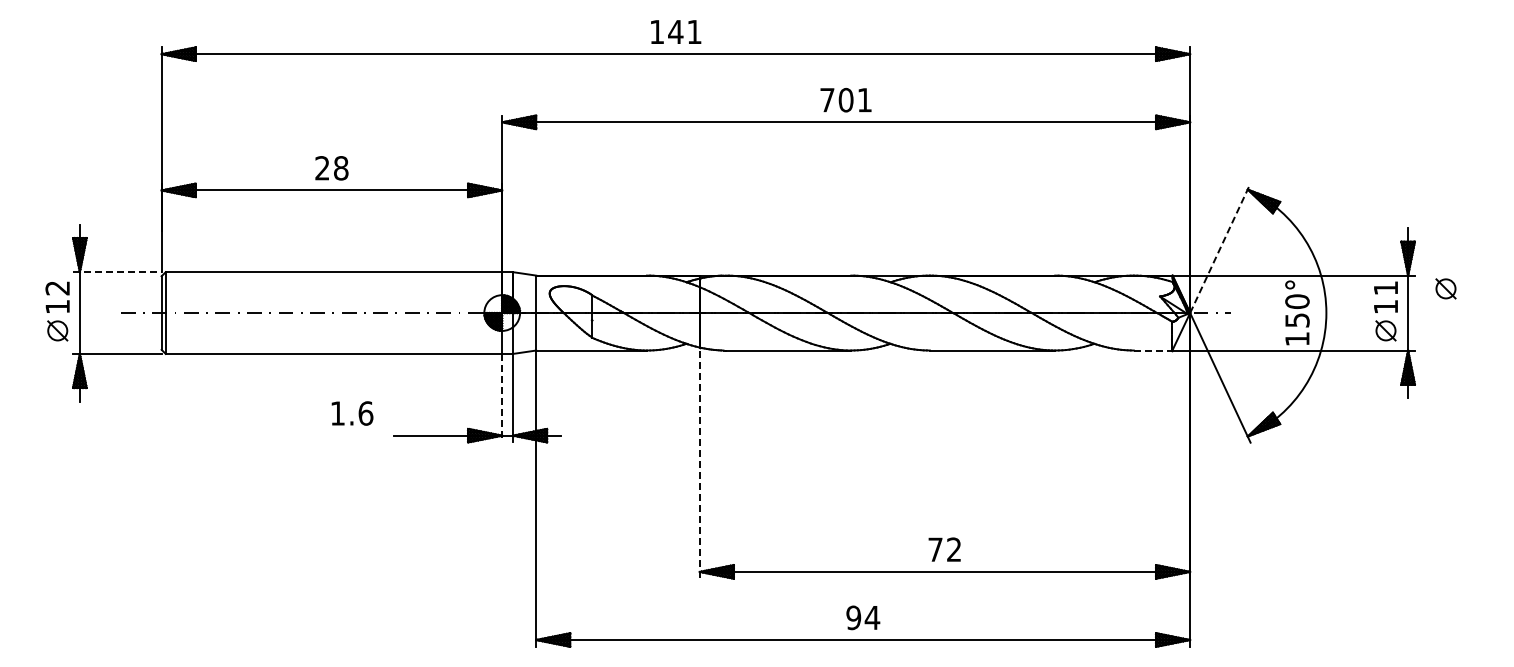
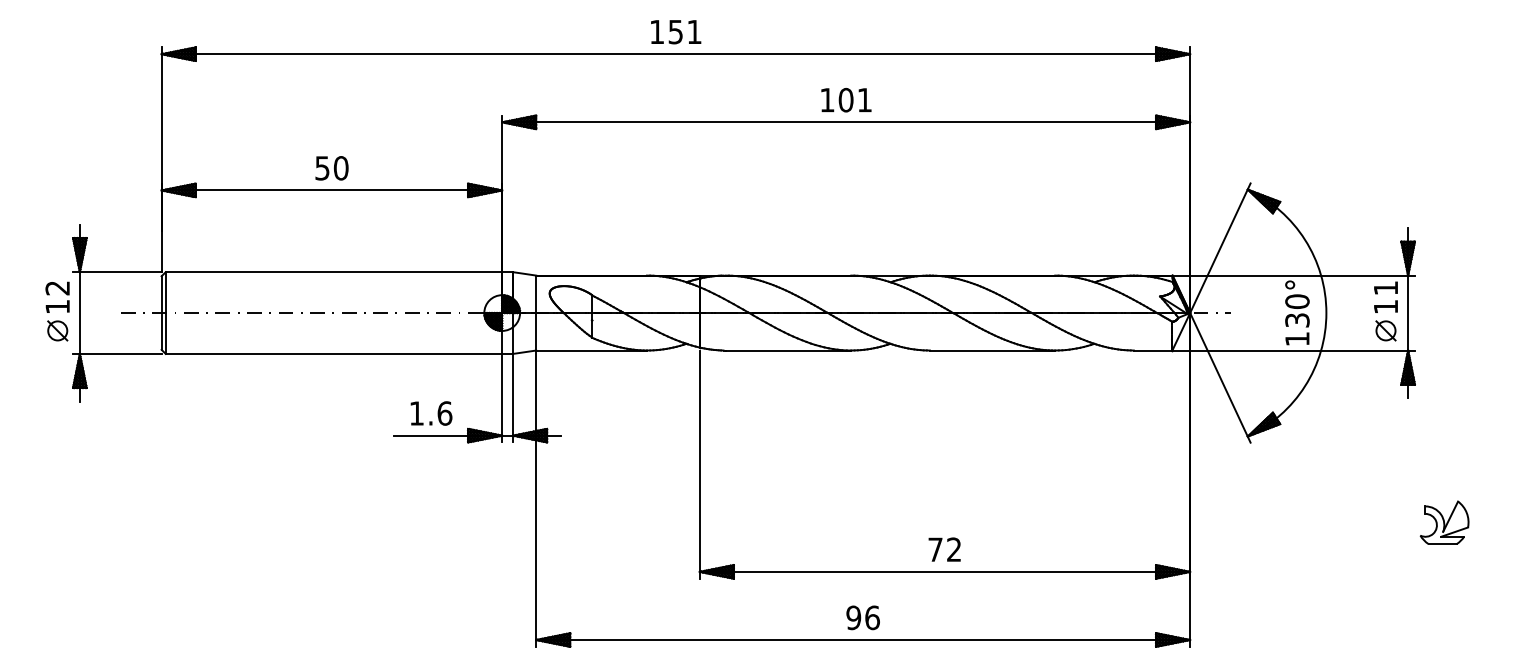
text: 141 -> 151 (675, 32)
text: 701 -> 101 (827, 100)
text: 28 -> 50 (331, 168)
line: dashed -> solid (1220, 248)
line: dashed -> solid (117, 272)
part: present -> none (1445, 288)
text: 150° -> 130° (1297, 319)
line: dashed -> solid (1153, 350)
line: dashed -> solid (502, 398)
text position: (352, 413) -> (431, 413) (431, 413)
line: dashed -> solid (699, 465)
part: none -> present (1444, 522)
text: 94 -> 96 (872, 617)
